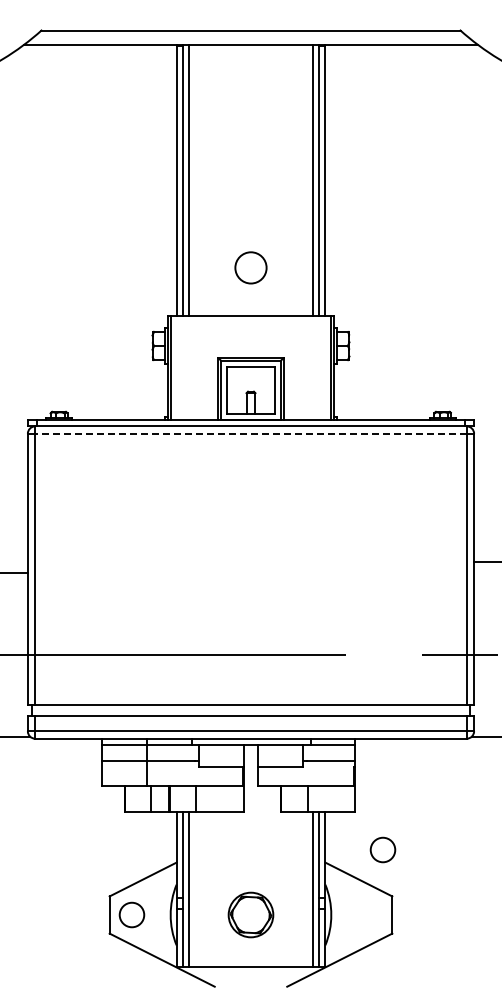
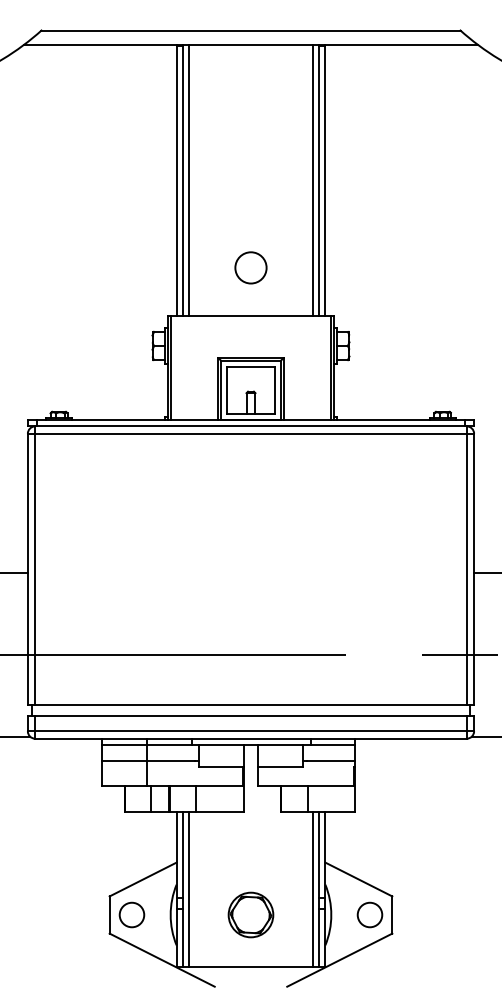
line: dashed -> solid (251, 433)
line position: (486, 562) -> (486, 573) (486, 573)
circle position: (382, 849) -> (369, 914) (369, 914)
